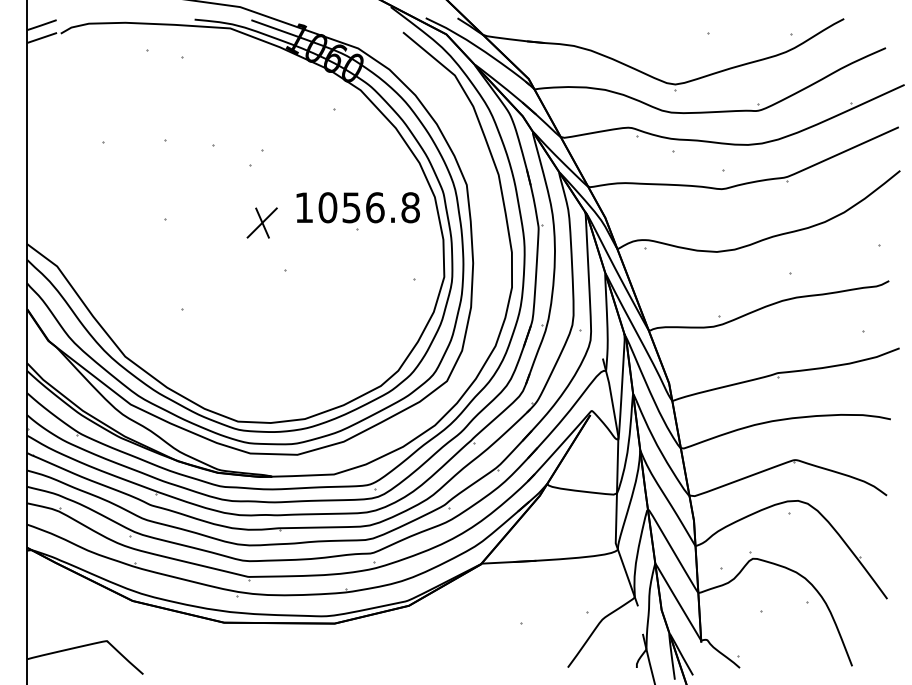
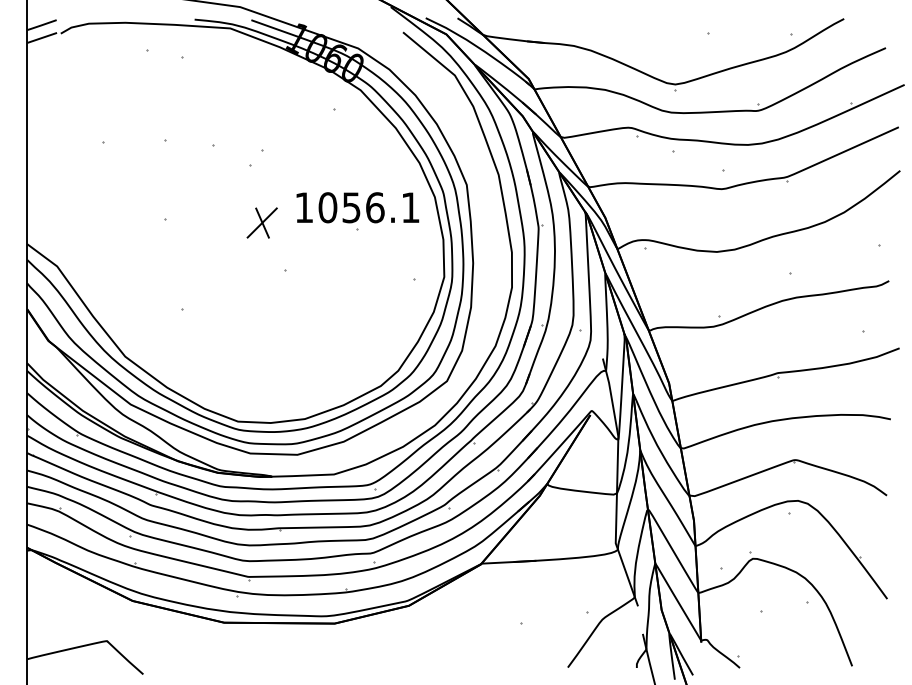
text: 1056.8 -> 1056.1 (410, 207)
